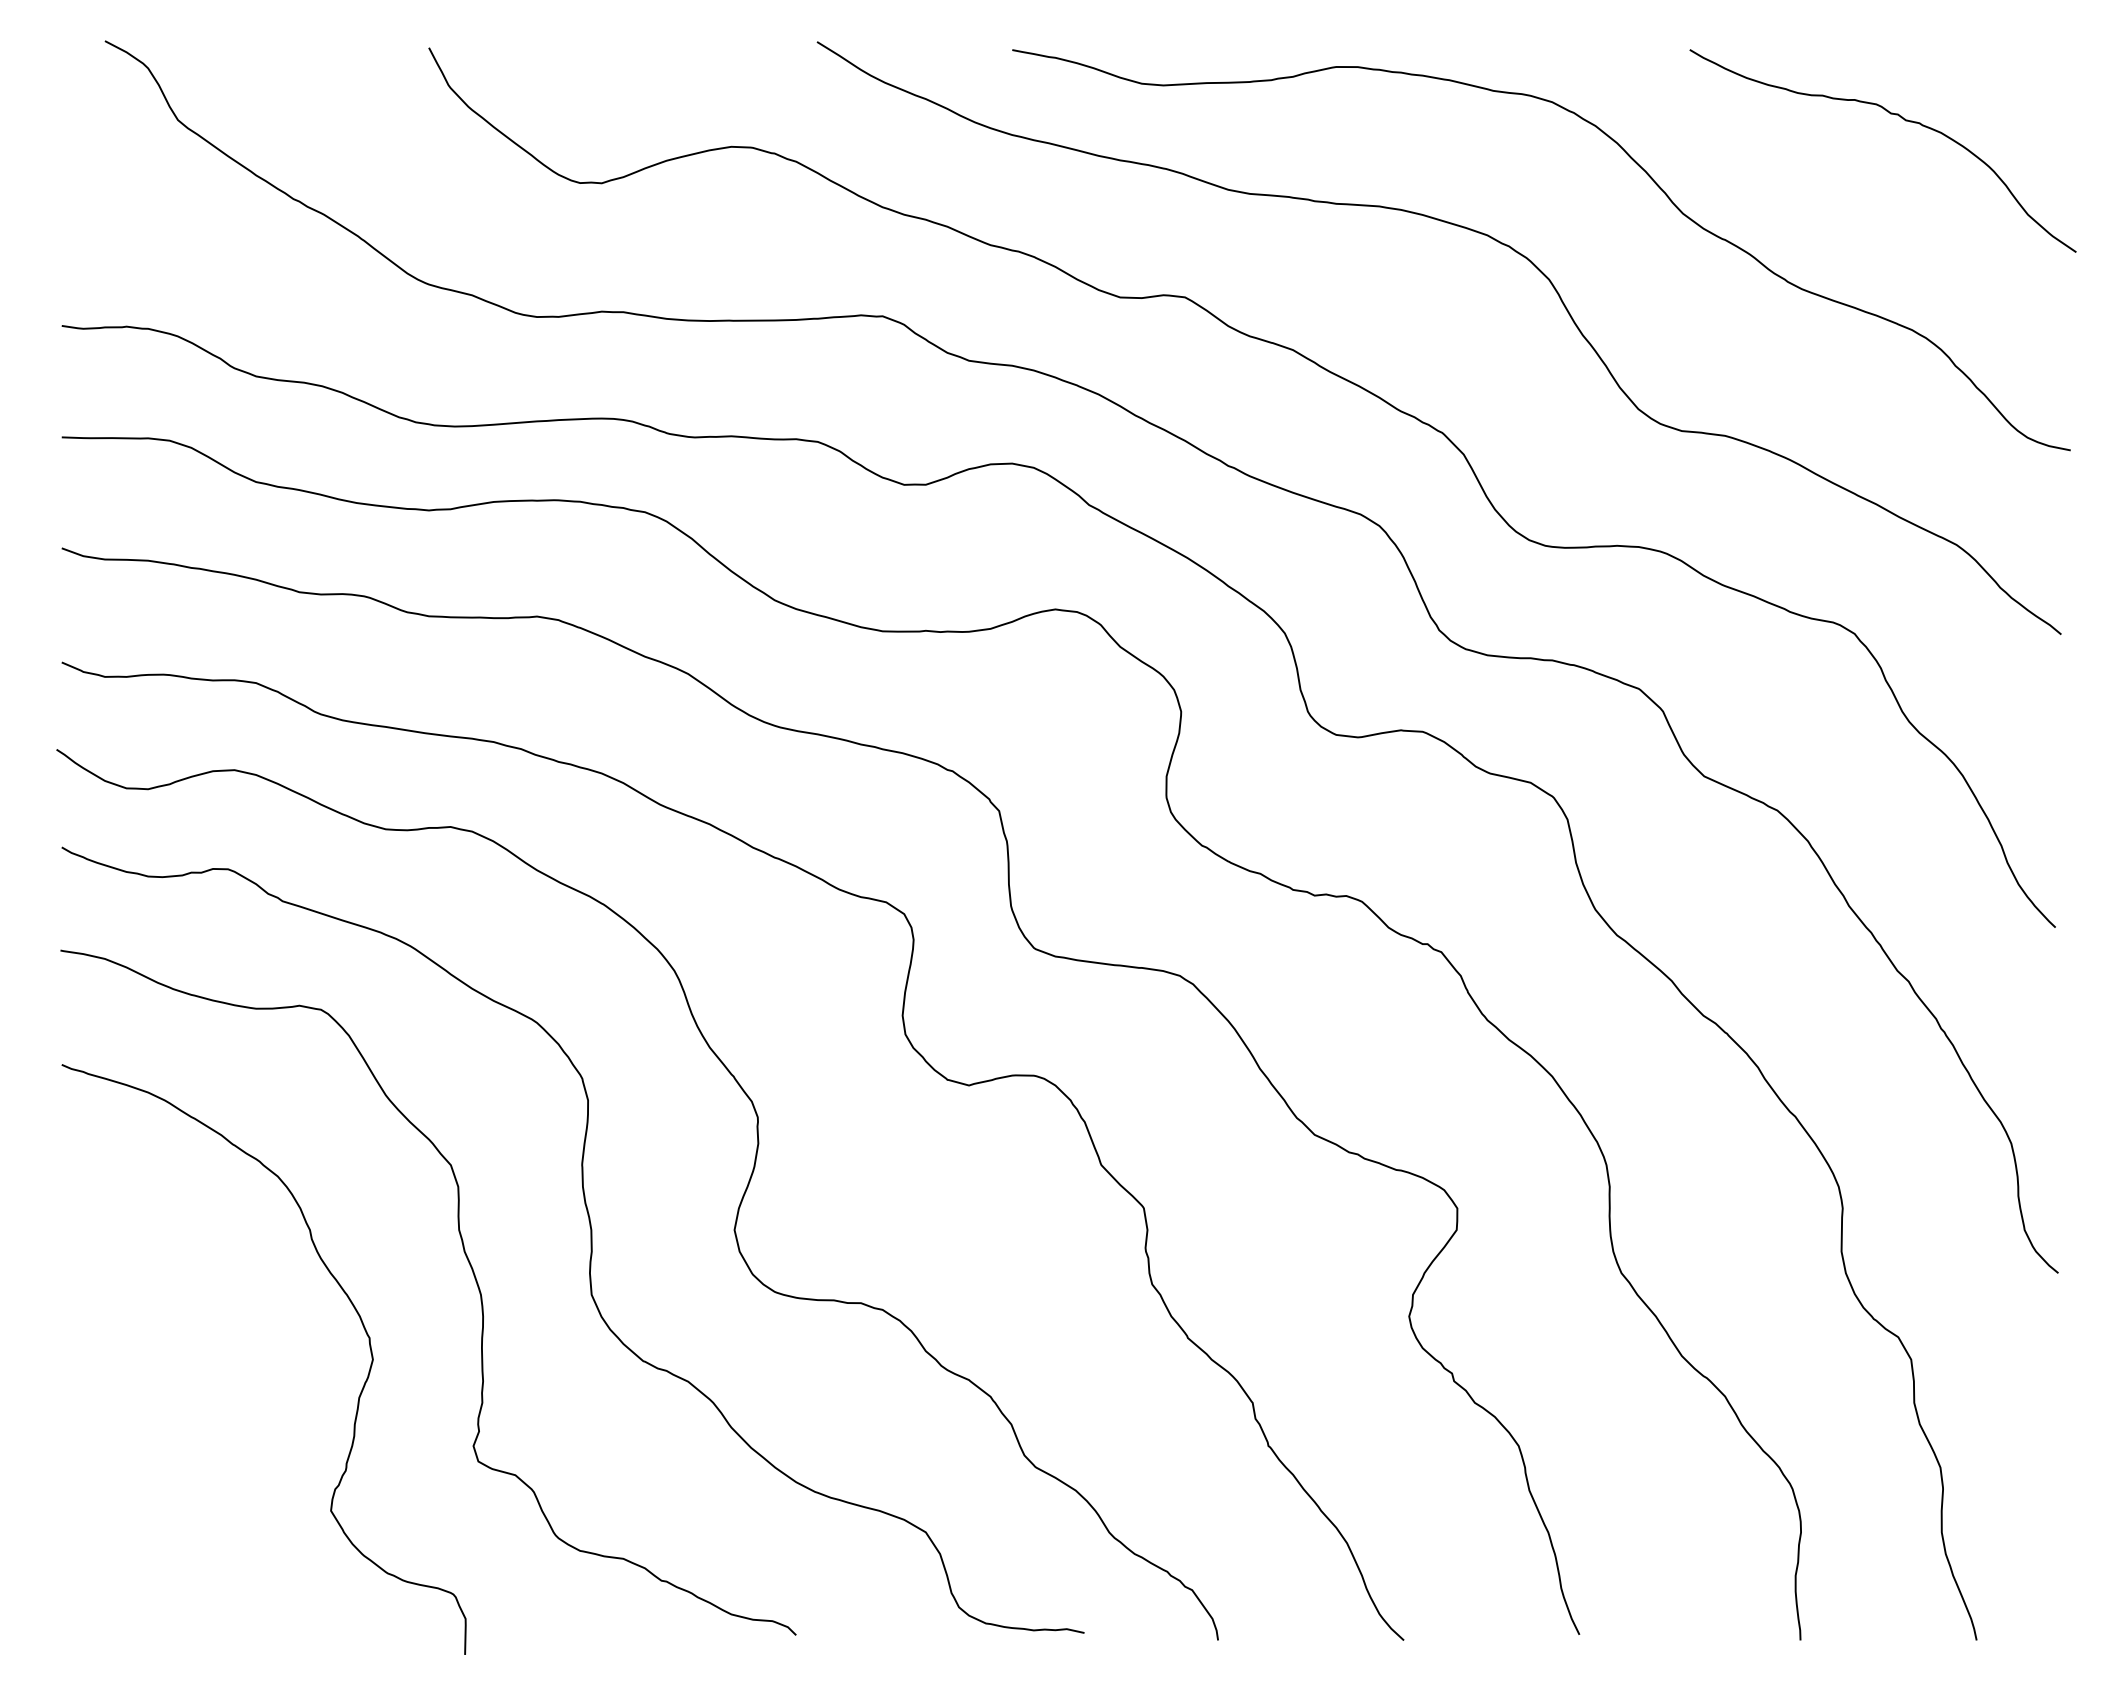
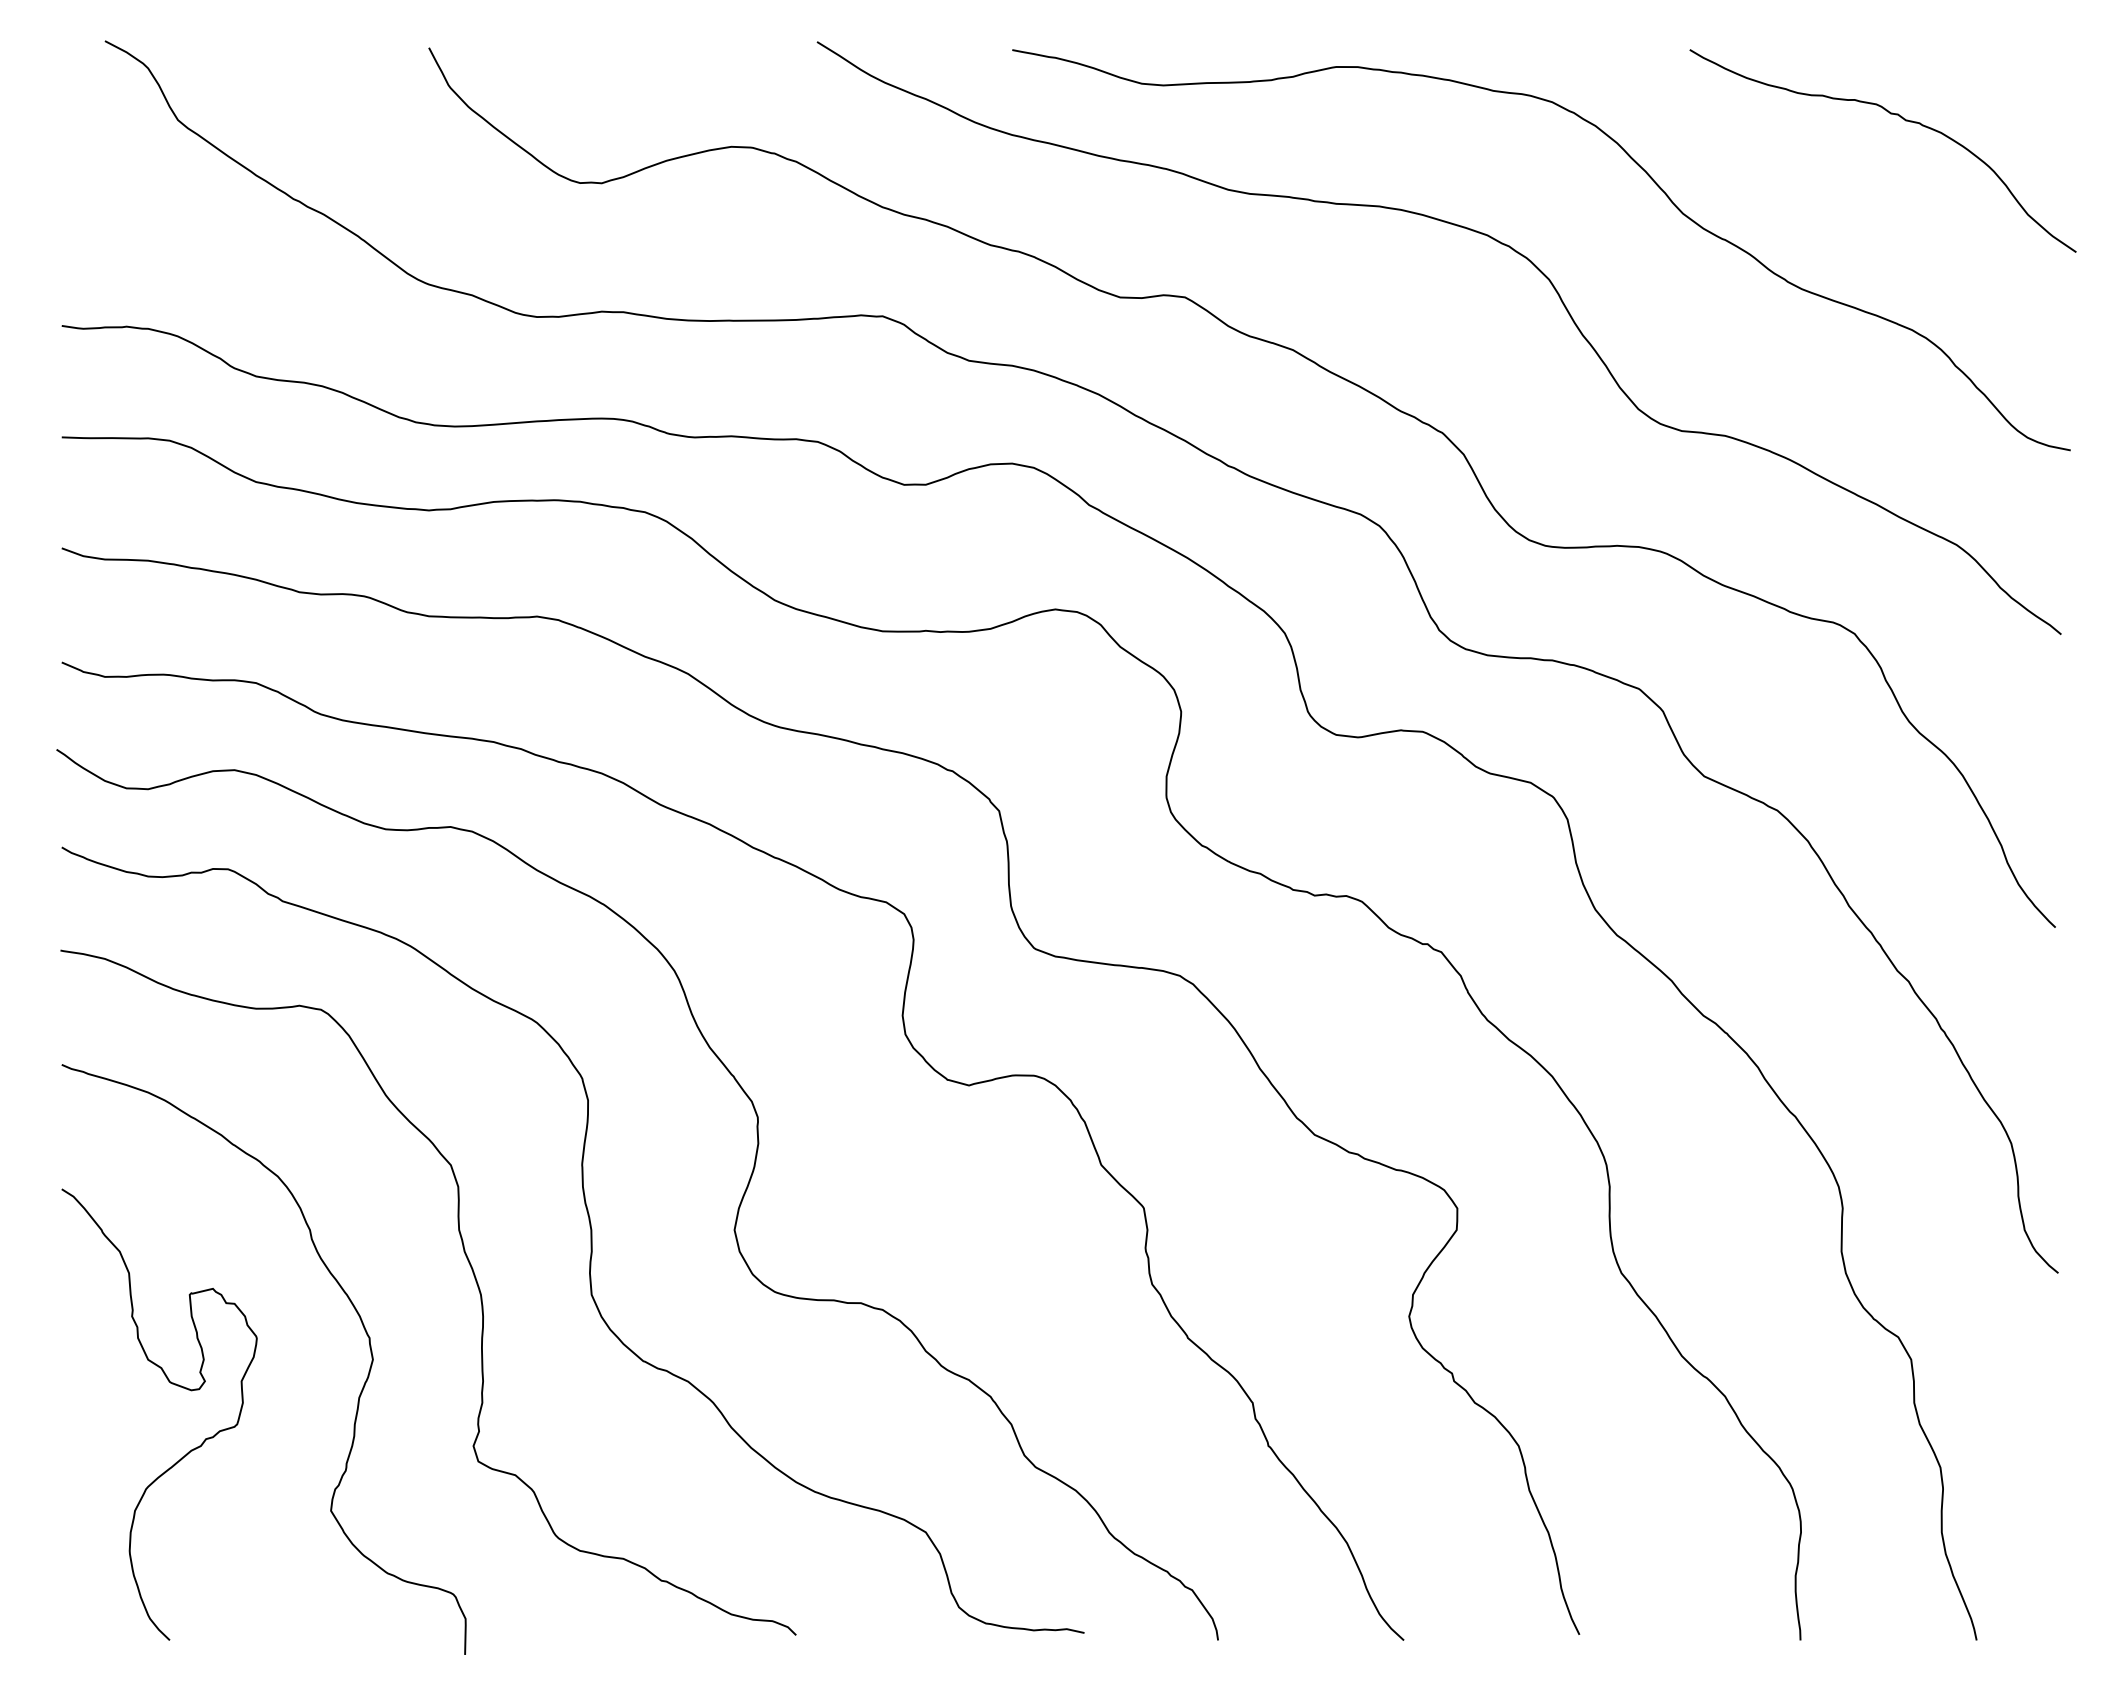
curve: none -> present (172, 1384)
